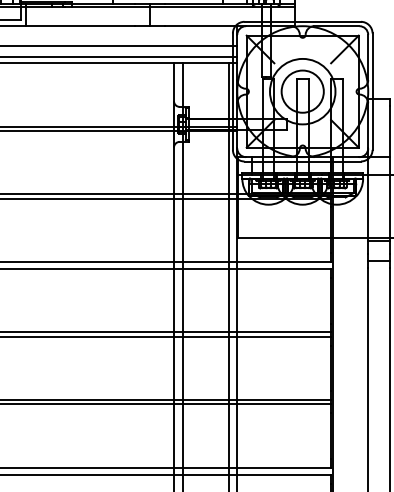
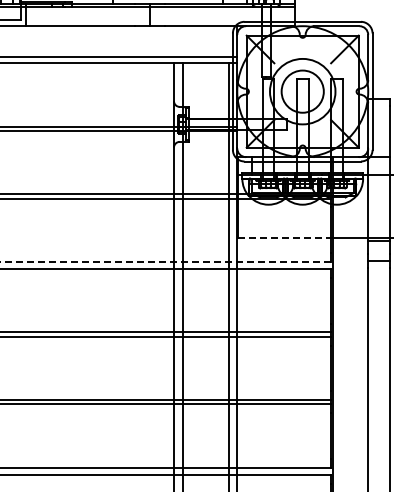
line: present -> none (119, 45)
line: solid -> dashed (284, 237)
line: solid -> dashed (165, 261)
